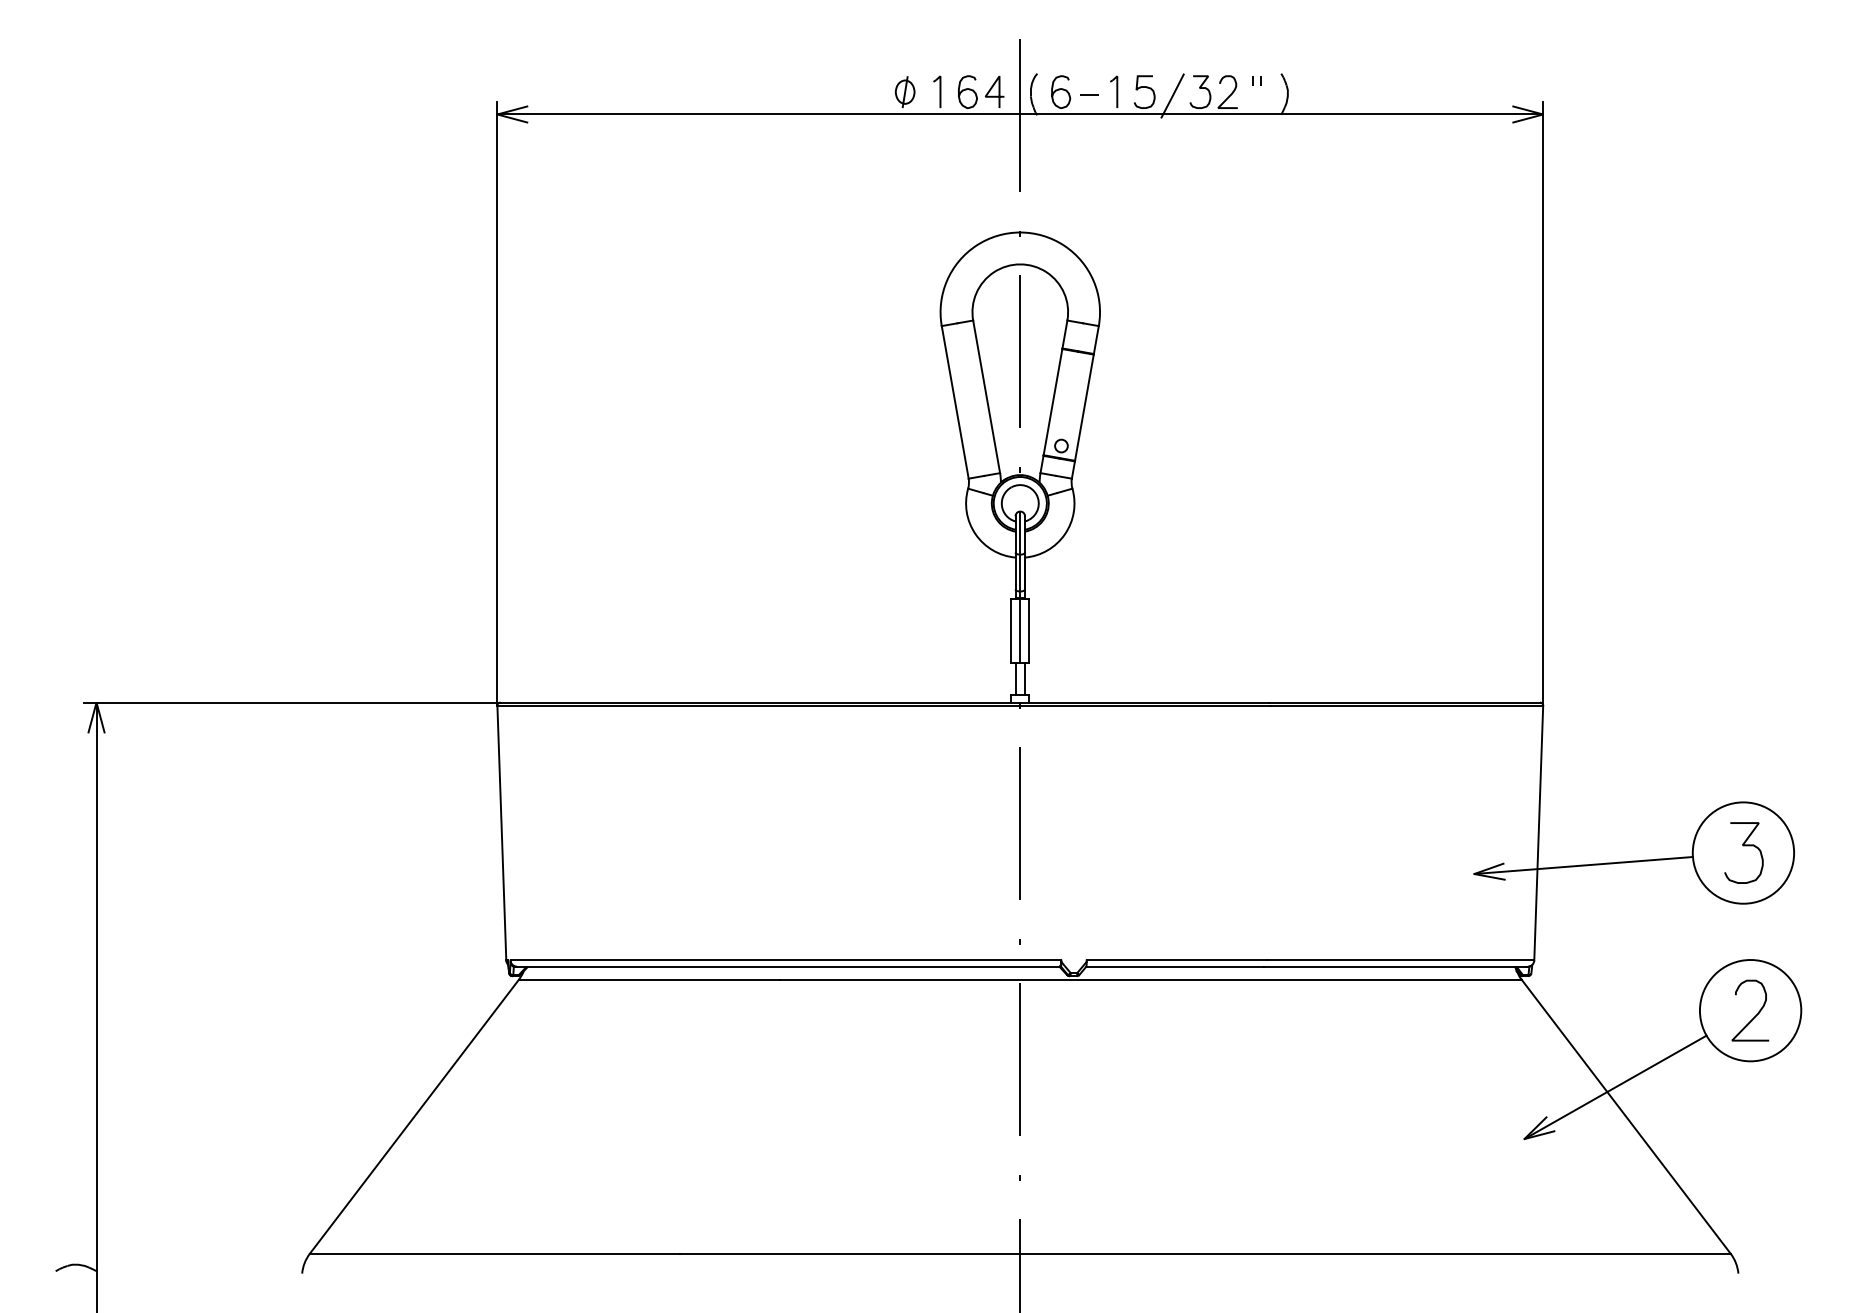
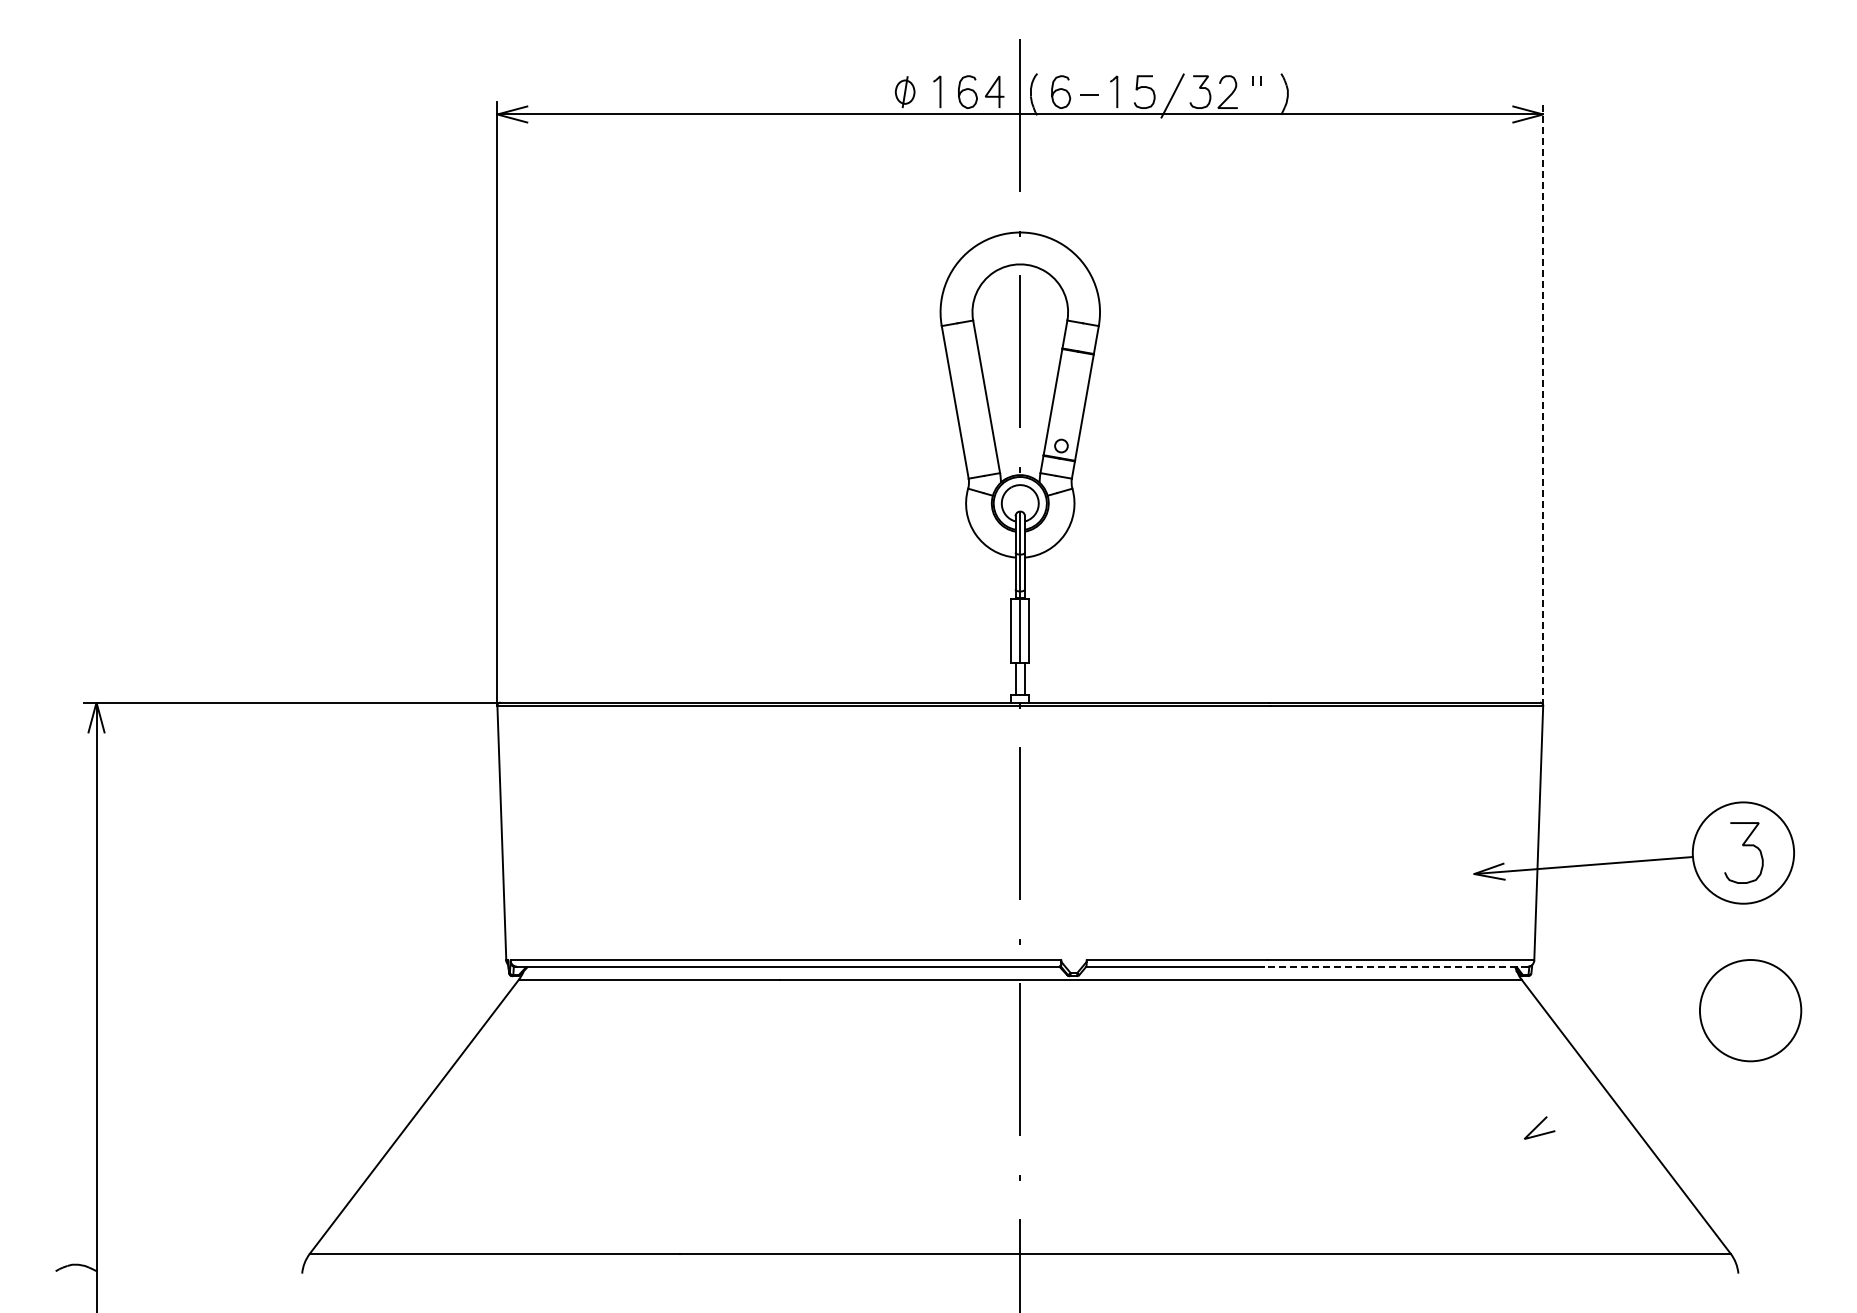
line: solid -> dashed (1543, 403)
line: solid -> dashed (1395, 966)
curve: present -> none (1755, 1015)
line: present -> none (1615, 1087)
